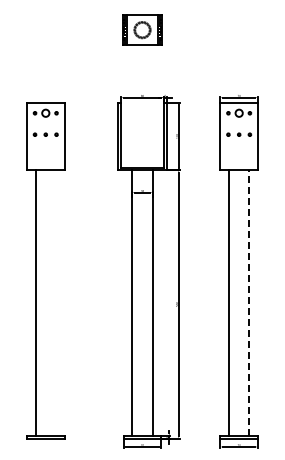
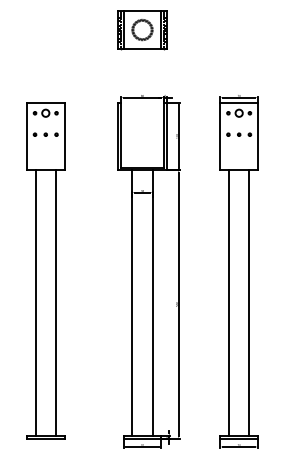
part size: 41x32 px -> 51x41 px (142, 30)
line: none -> present (56, 303)
line: dashed -> solid (249, 303)
